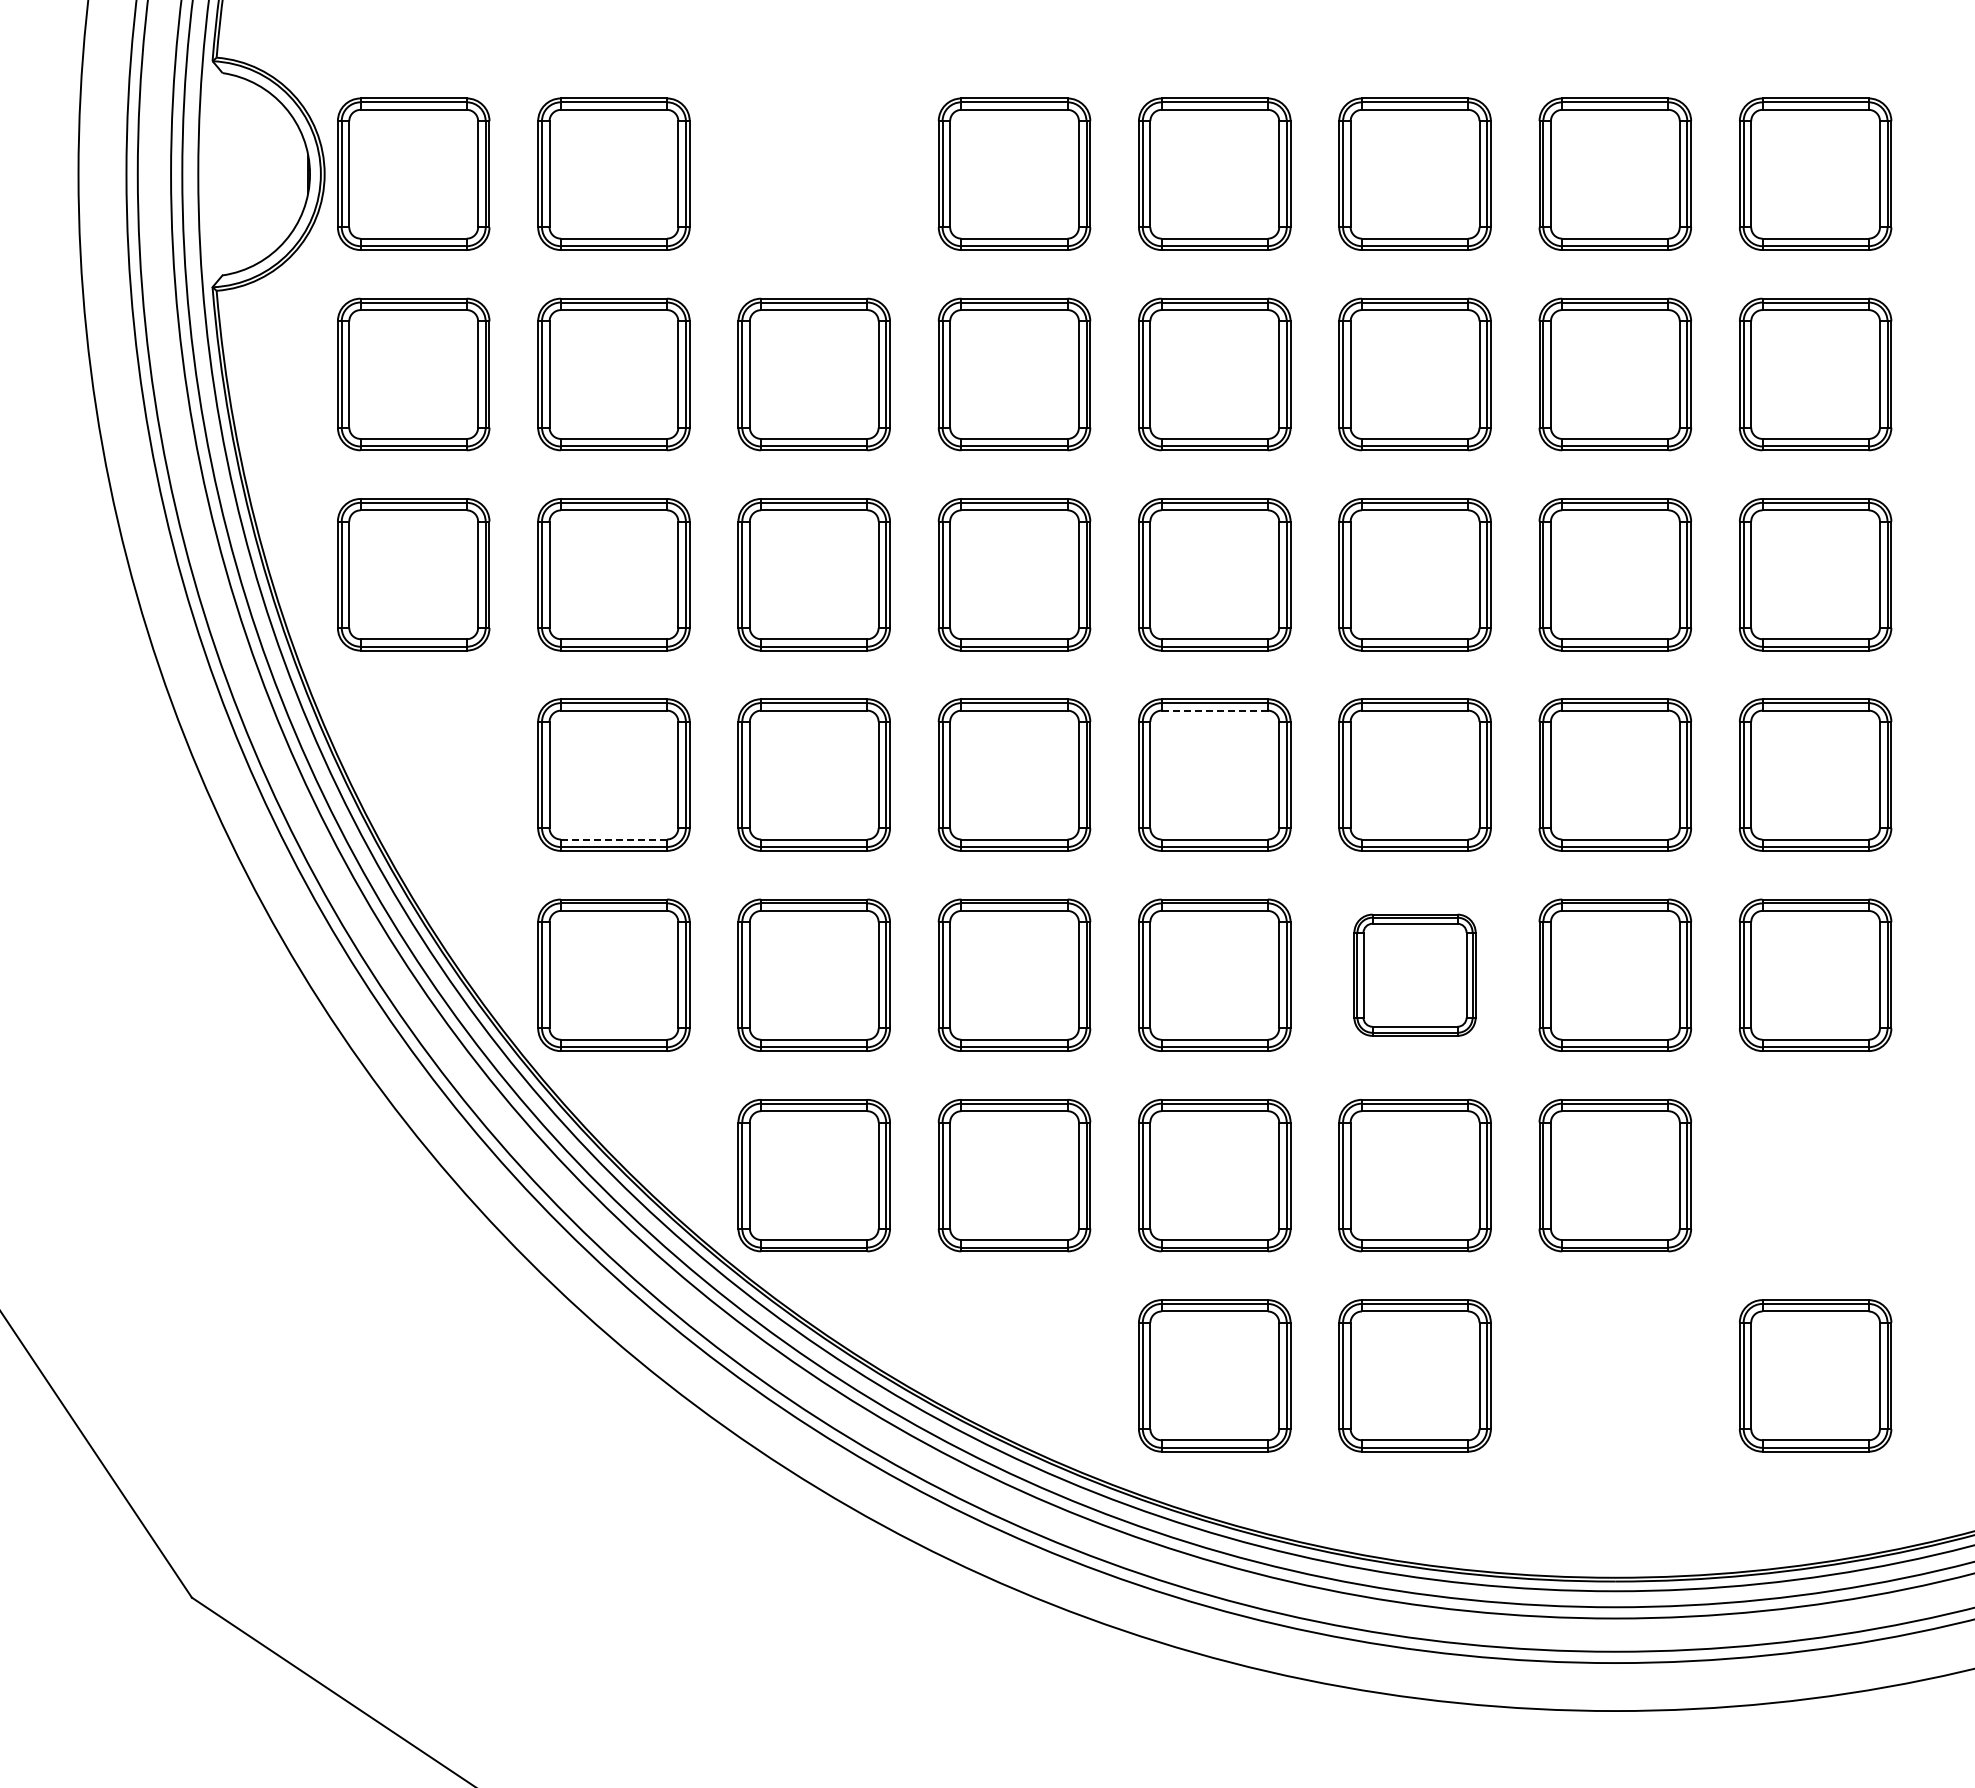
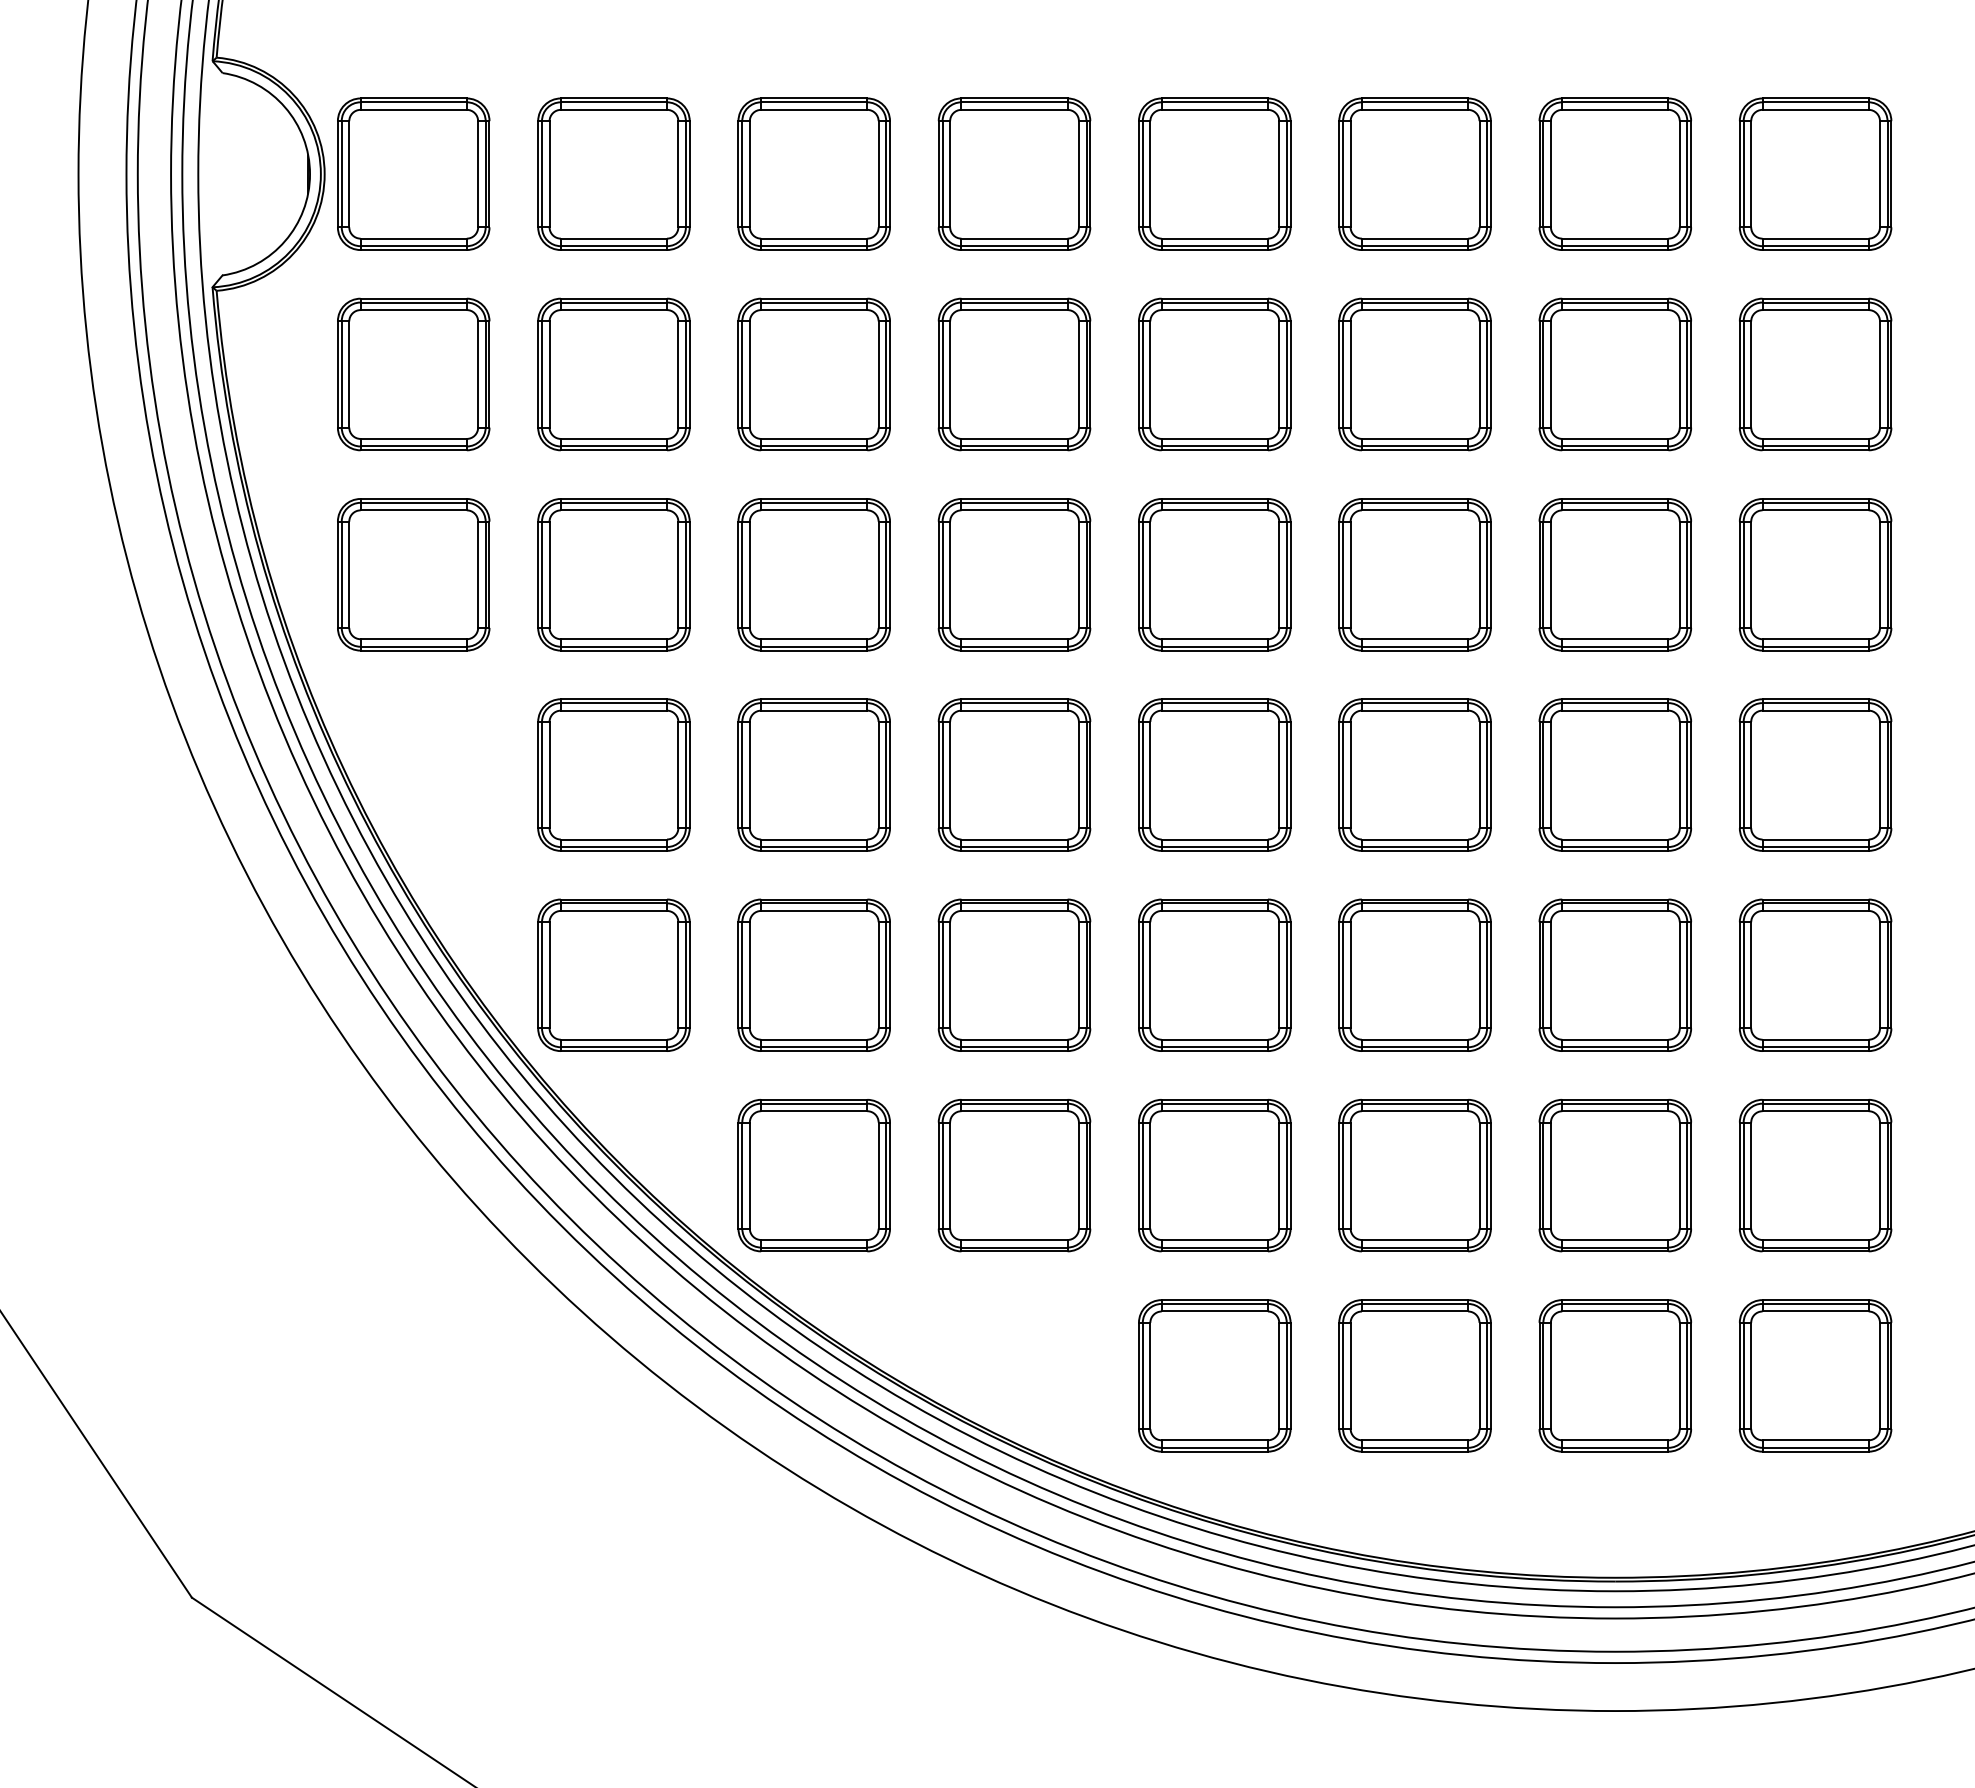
part: none -> present (813, 173)
line: dashed -> solid (1214, 710)
line: dashed -> solid (614, 839)
part size: 124x124 px -> 154x154 px (1414, 974)
part: none -> present (1815, 1175)
part: none -> present (1614, 1375)
